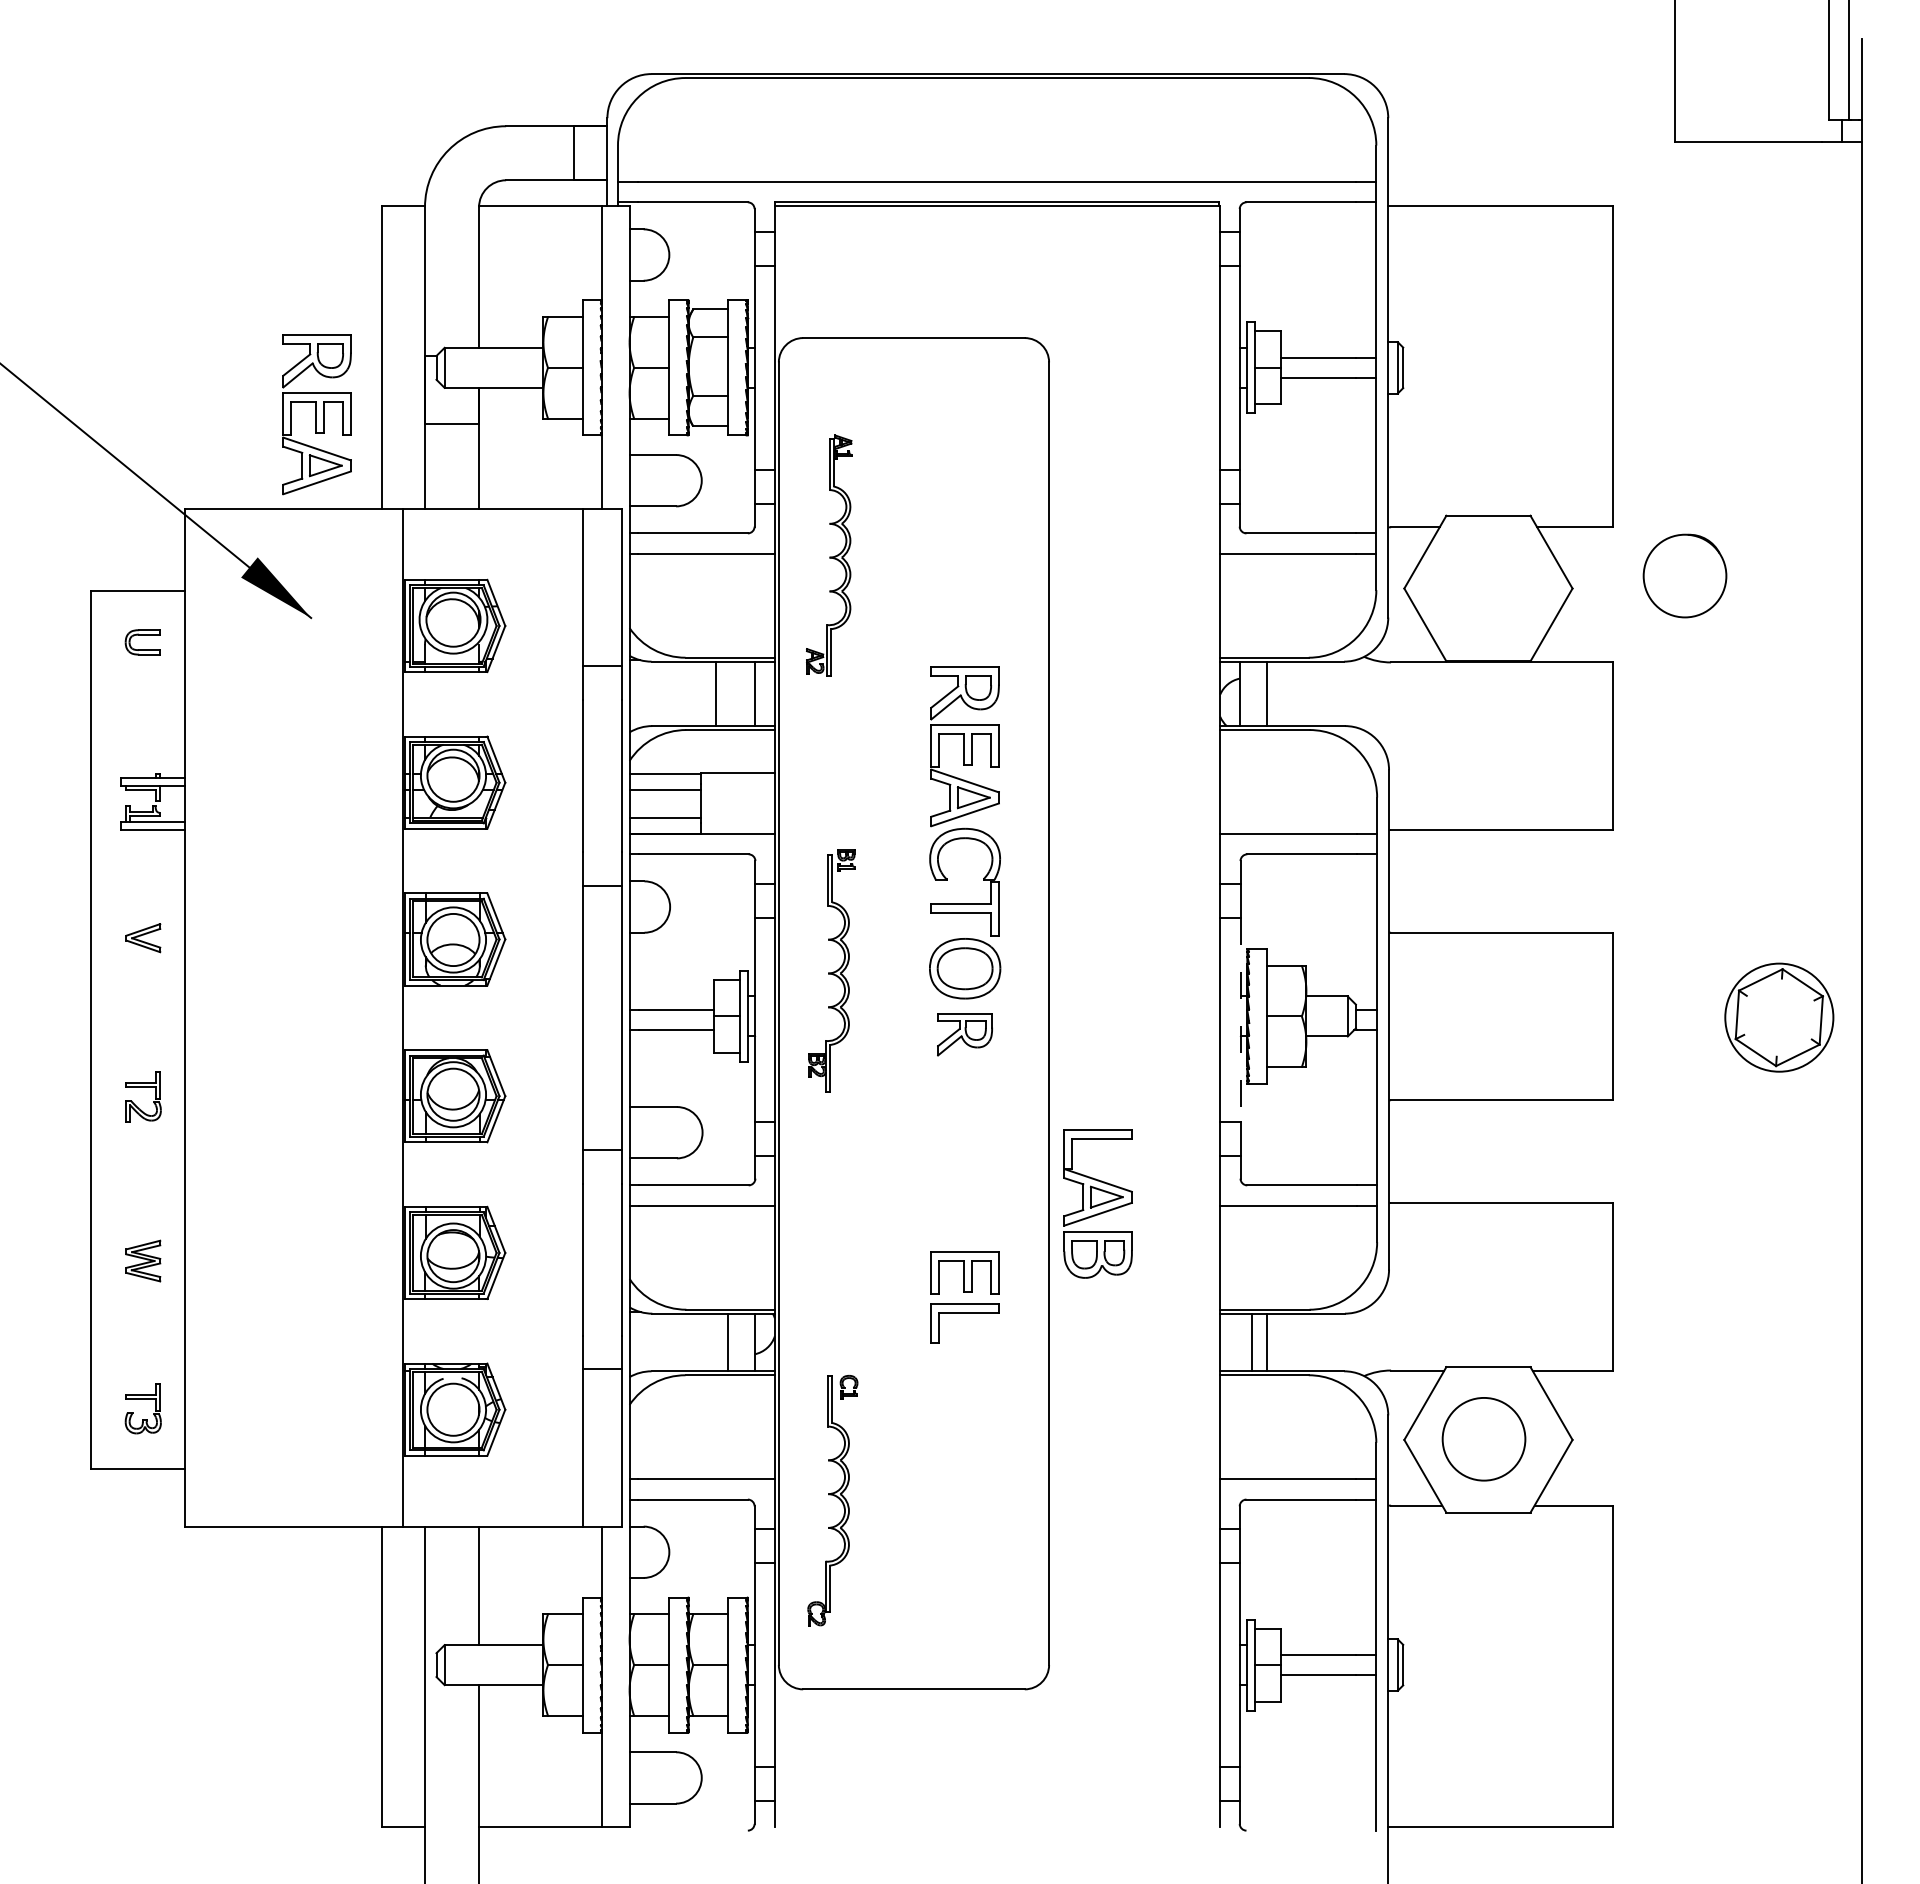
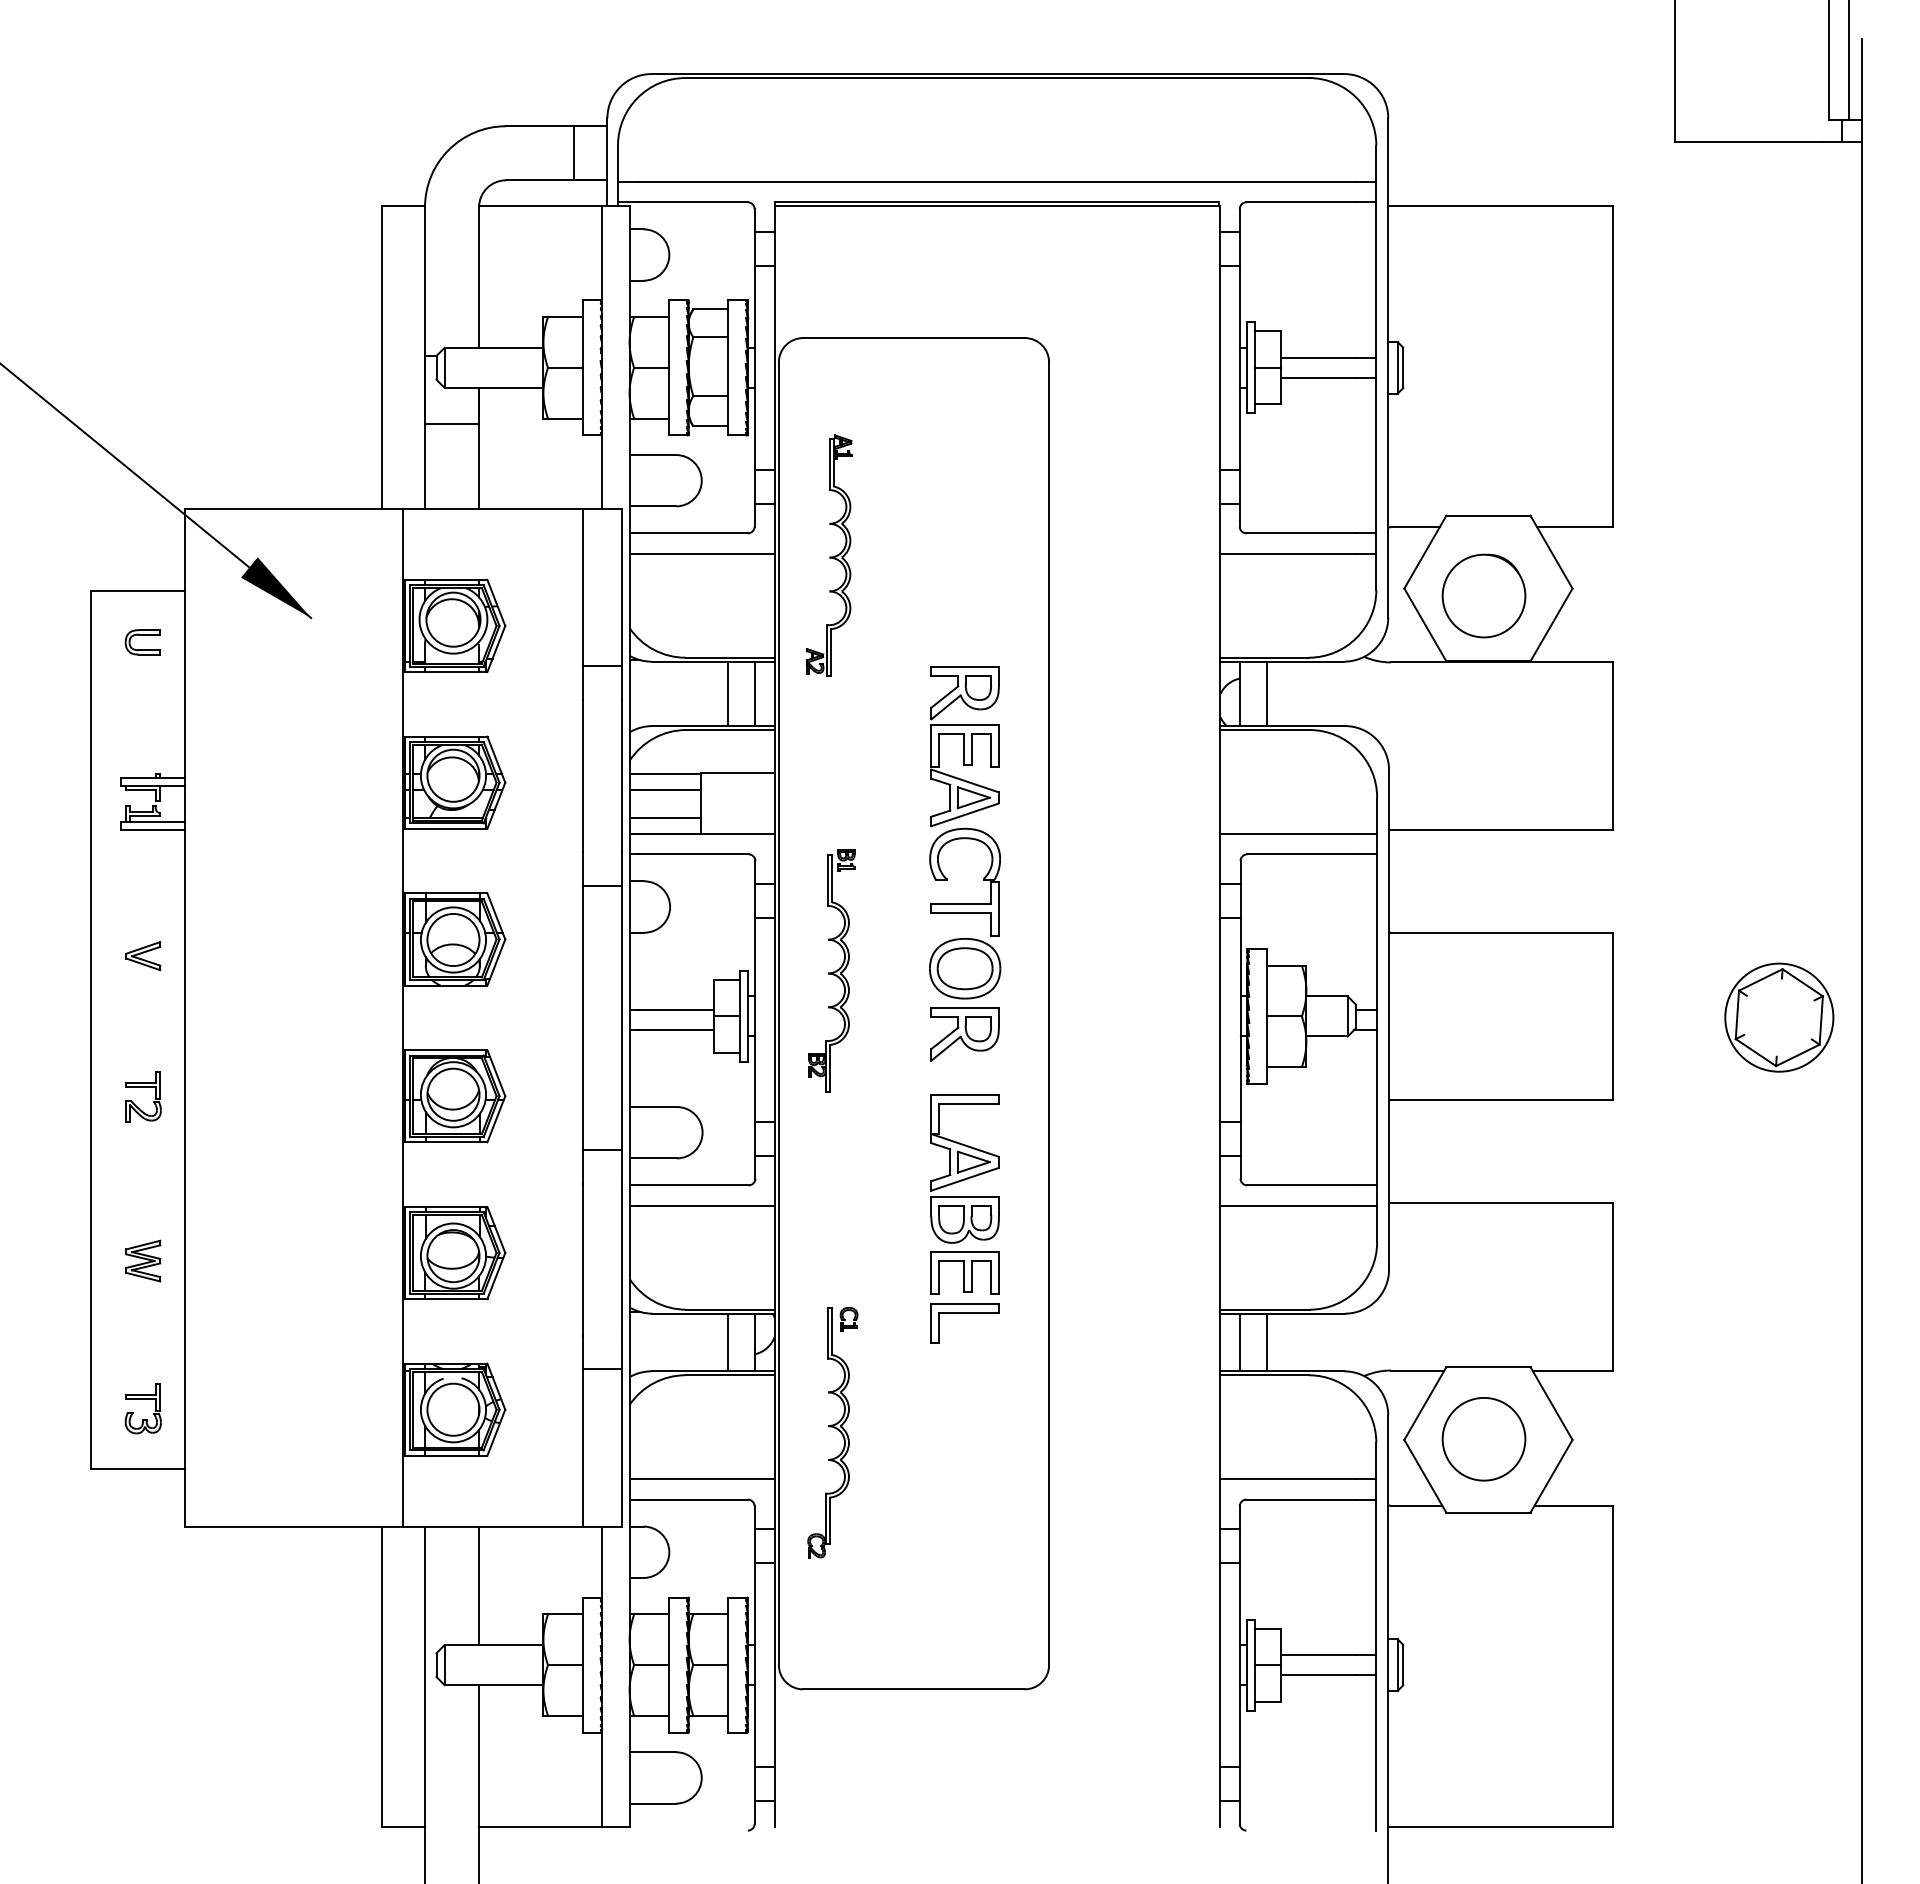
part: present -> none (316, 414)
part position: (1684, 575) -> (1483, 595) (1483, 595)
line position: (715, 693) -> (727, 693) (727, 693)
part position: (143, 938) -> (143, 956) (143, 956)
line: dashed -> solid (1240, 1020)
part size: 56x44 px -> 70x55 px (964, 1034)
part position: (1097, 1203) -> (964, 1168) (964, 1168)
line position: (1251, 1342) -> (1239, 1342) (1239, 1342)
part position: (832, 1500) -> (832, 1432) (832, 1432)
